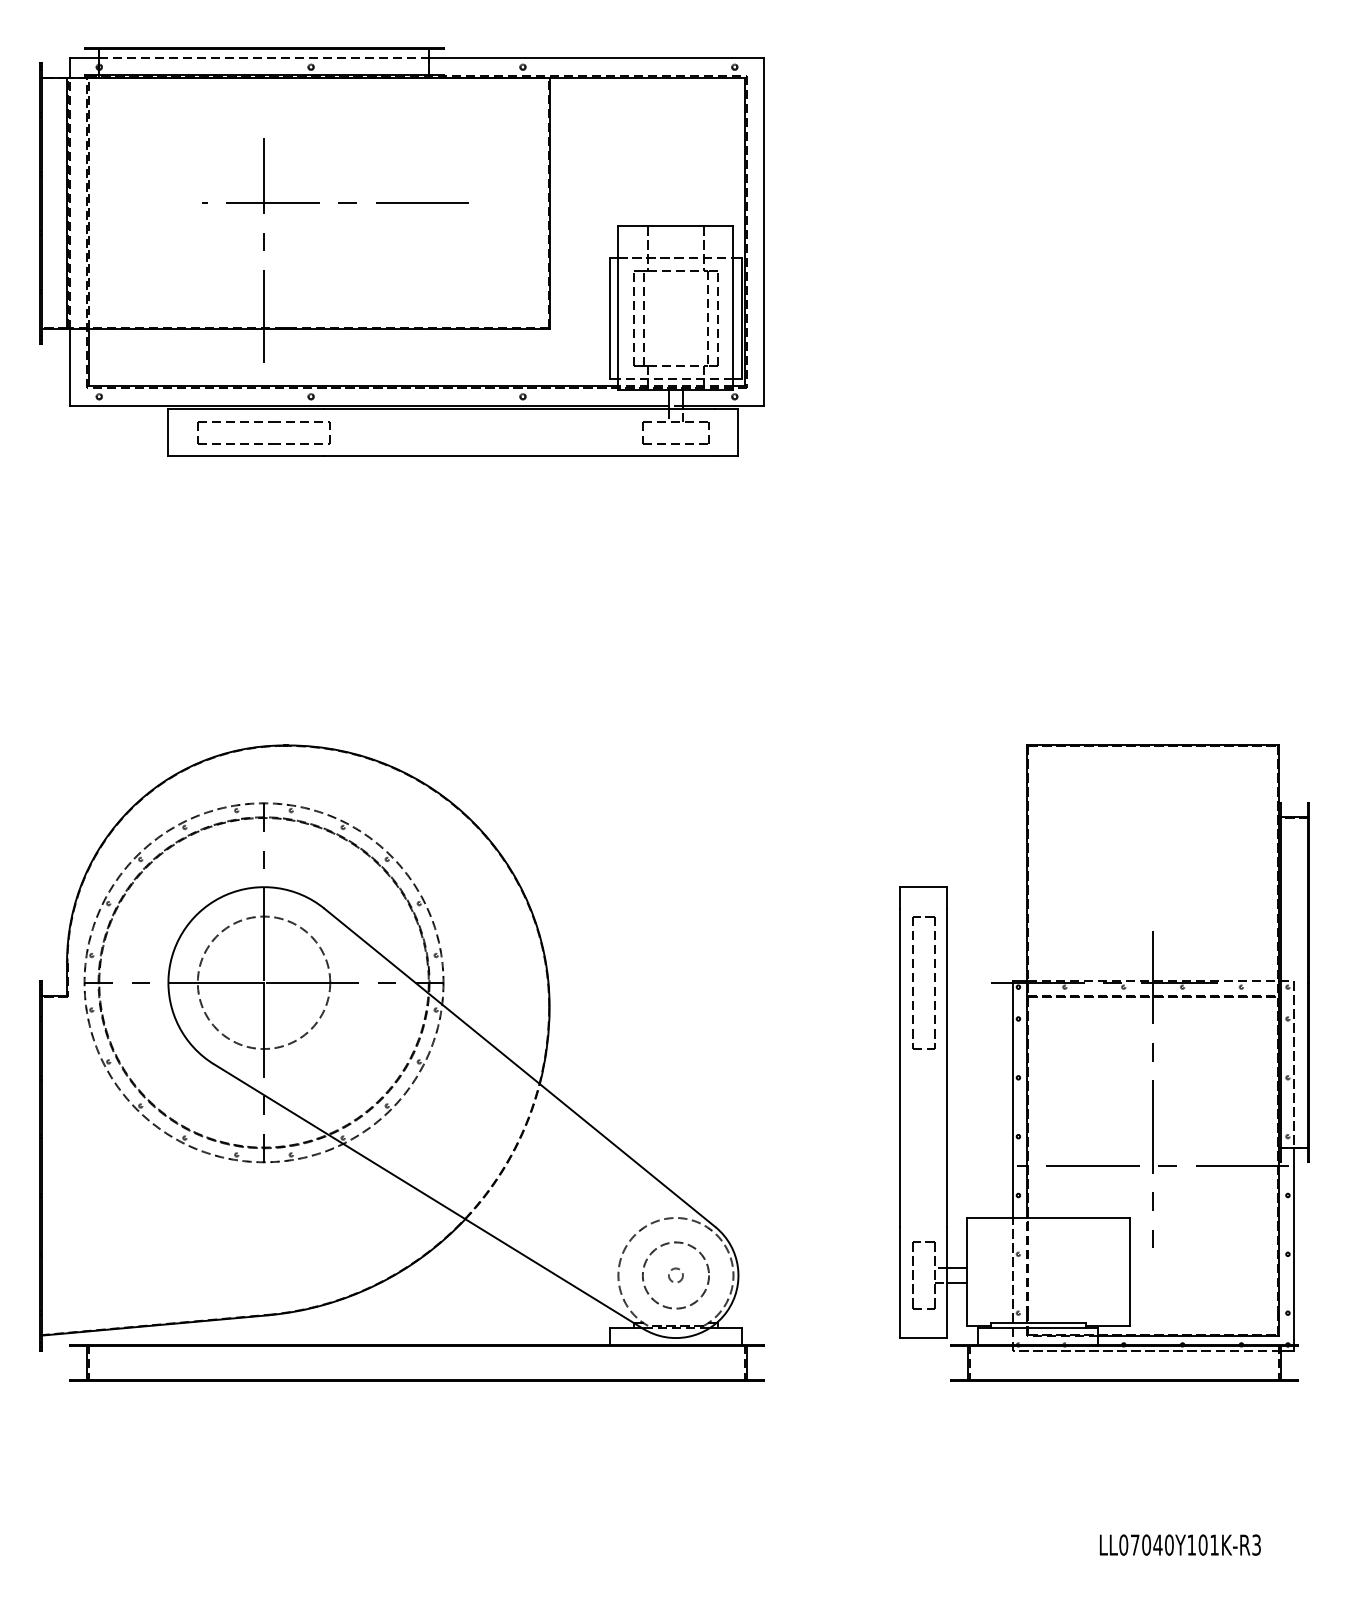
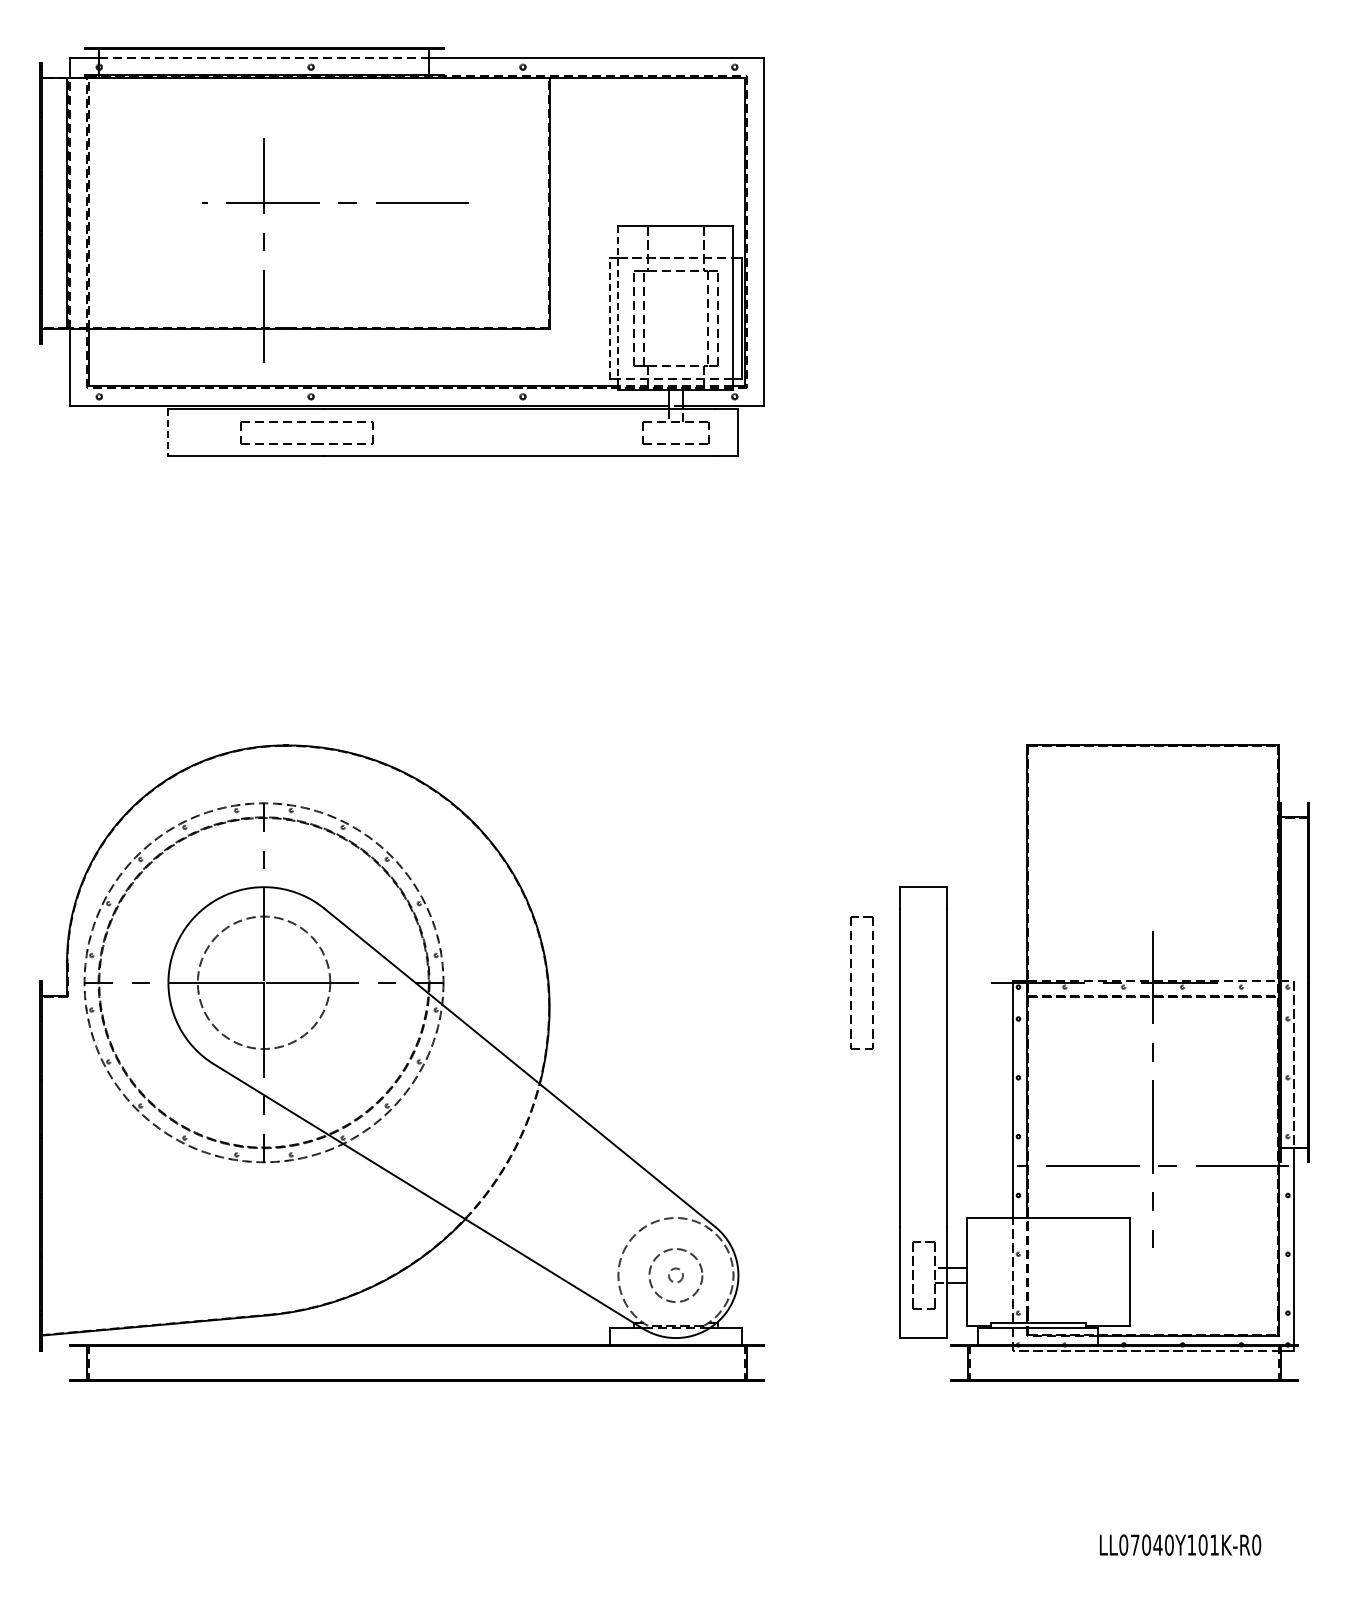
line: solid -> dashed (618, 307)
line: solid -> dashed (609, 317)
part position: (262, 422) -> (305, 422) (305, 422)
line: solid -> dashed (168, 432)
part position: (913, 981) -> (851, 981) (851, 981)
circle diameter: 66 px -> 53 px (675, 1275)
text: LL07040Y101K-R3 -> LL07040Y101K-R0 (1256, 1544)
